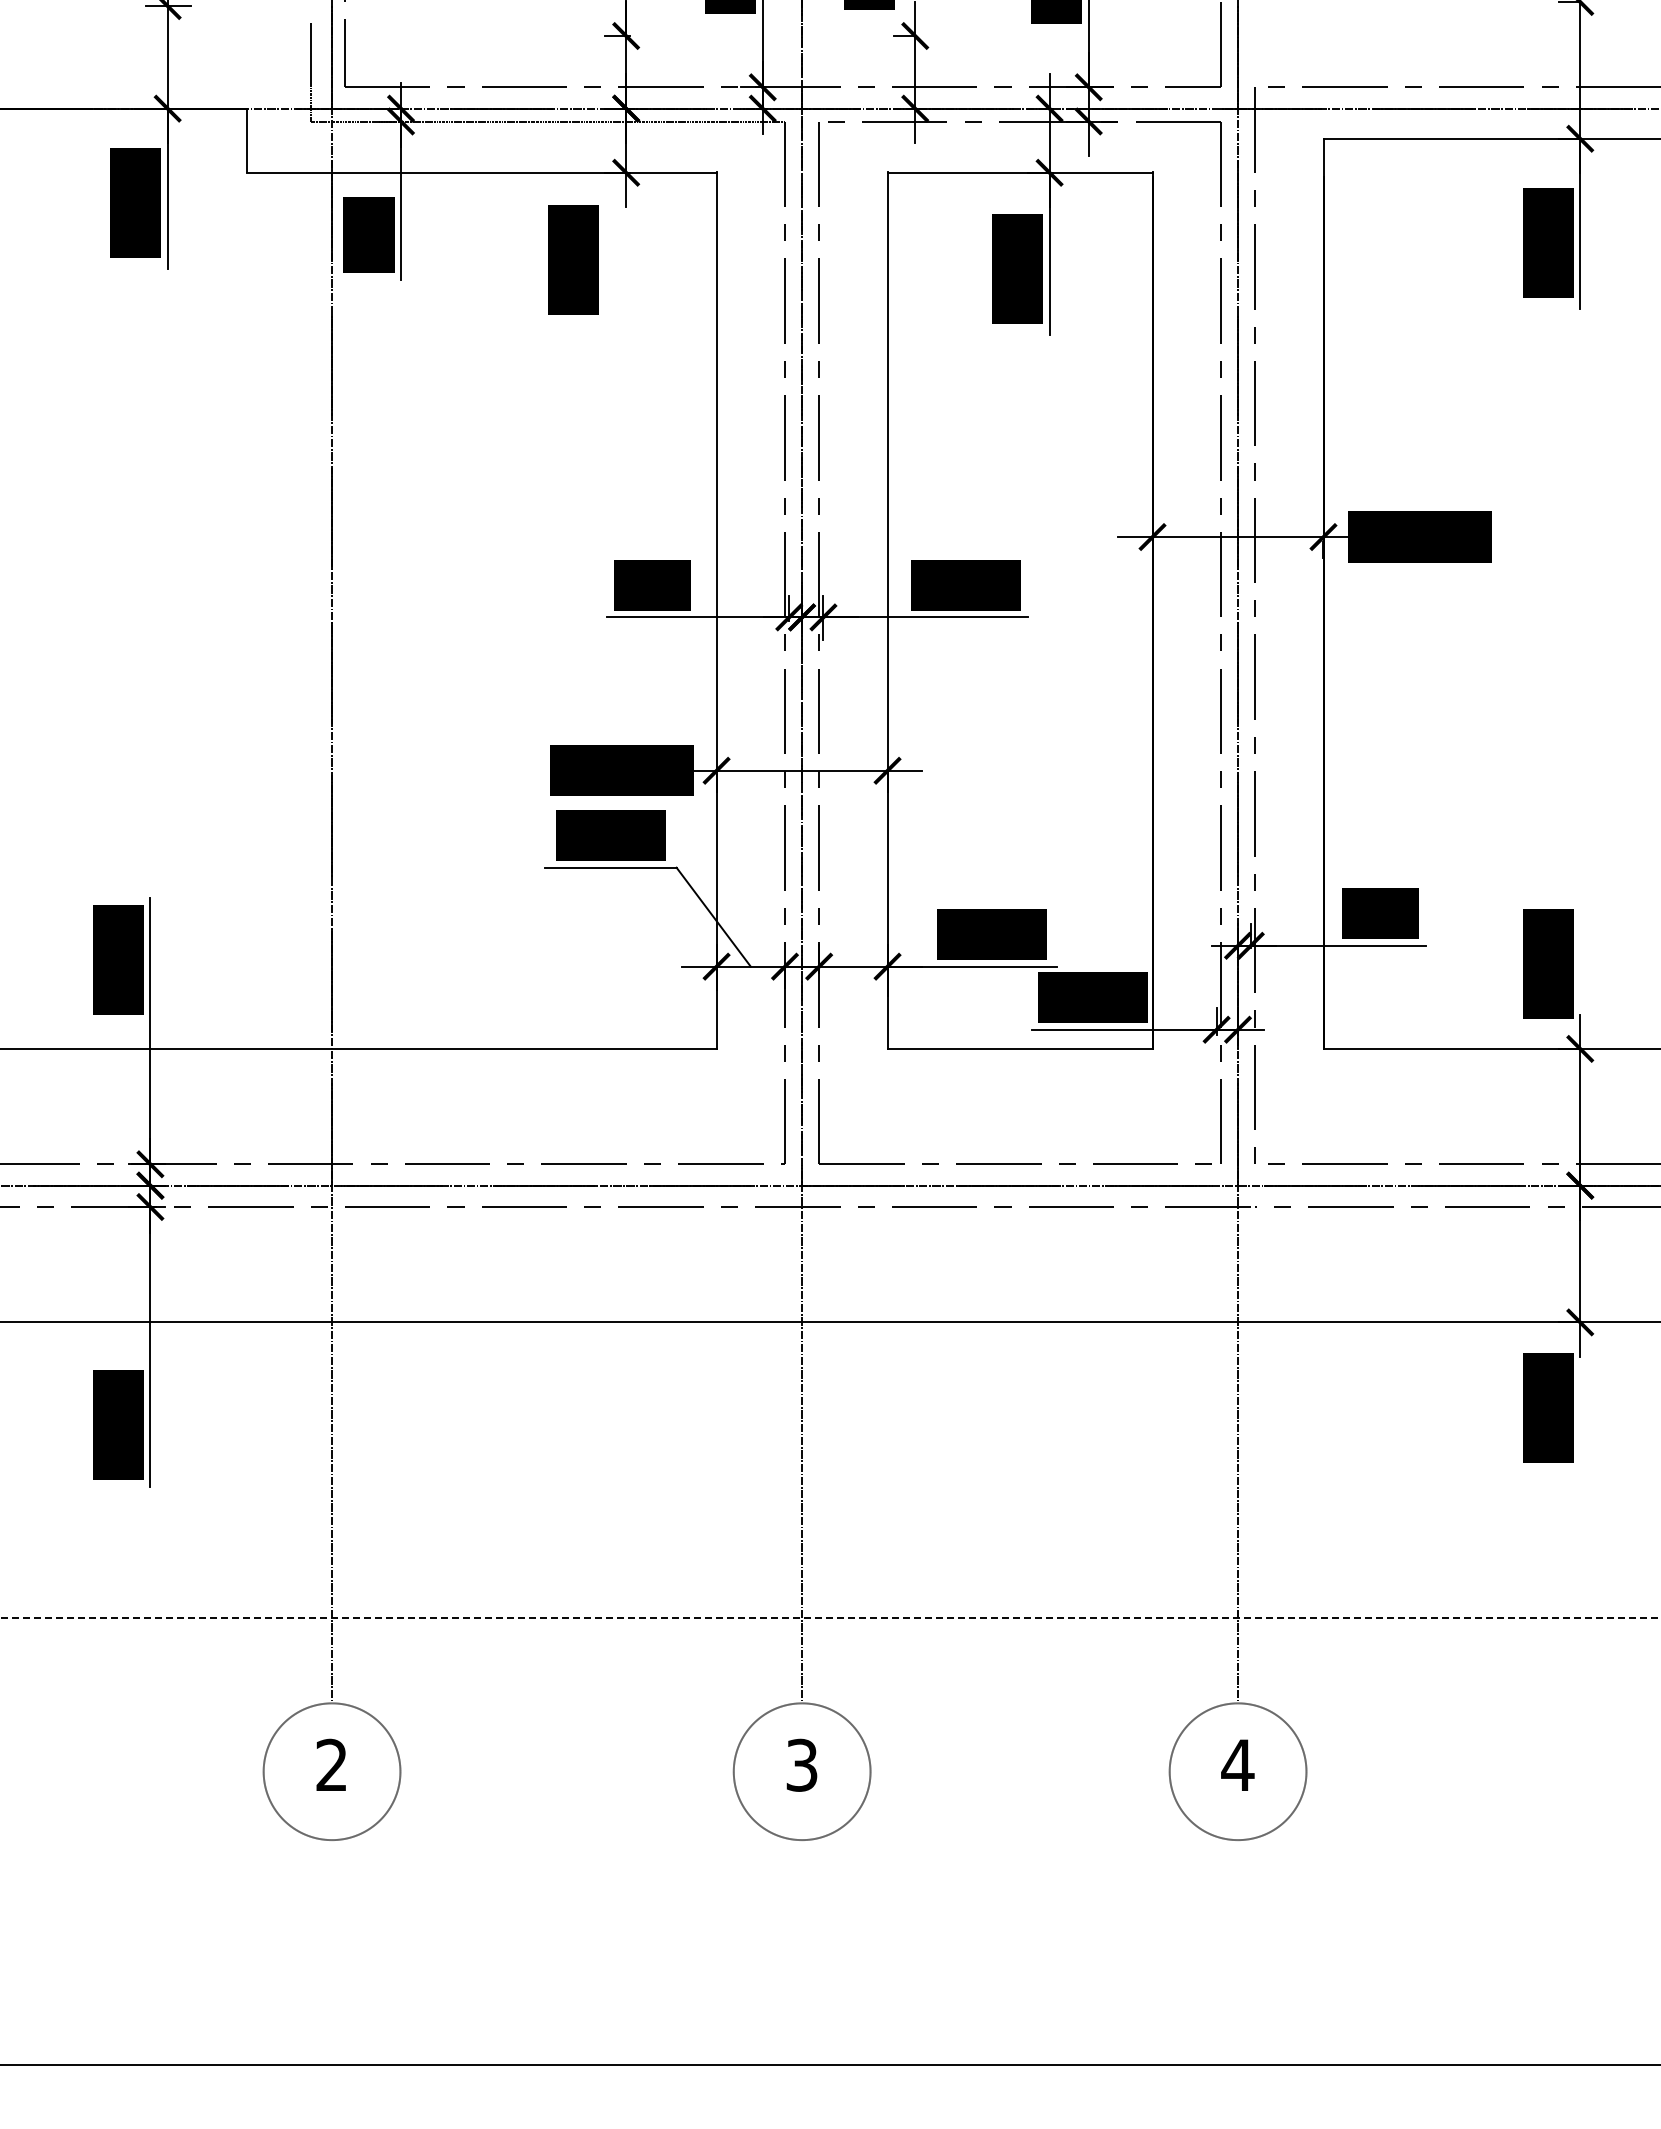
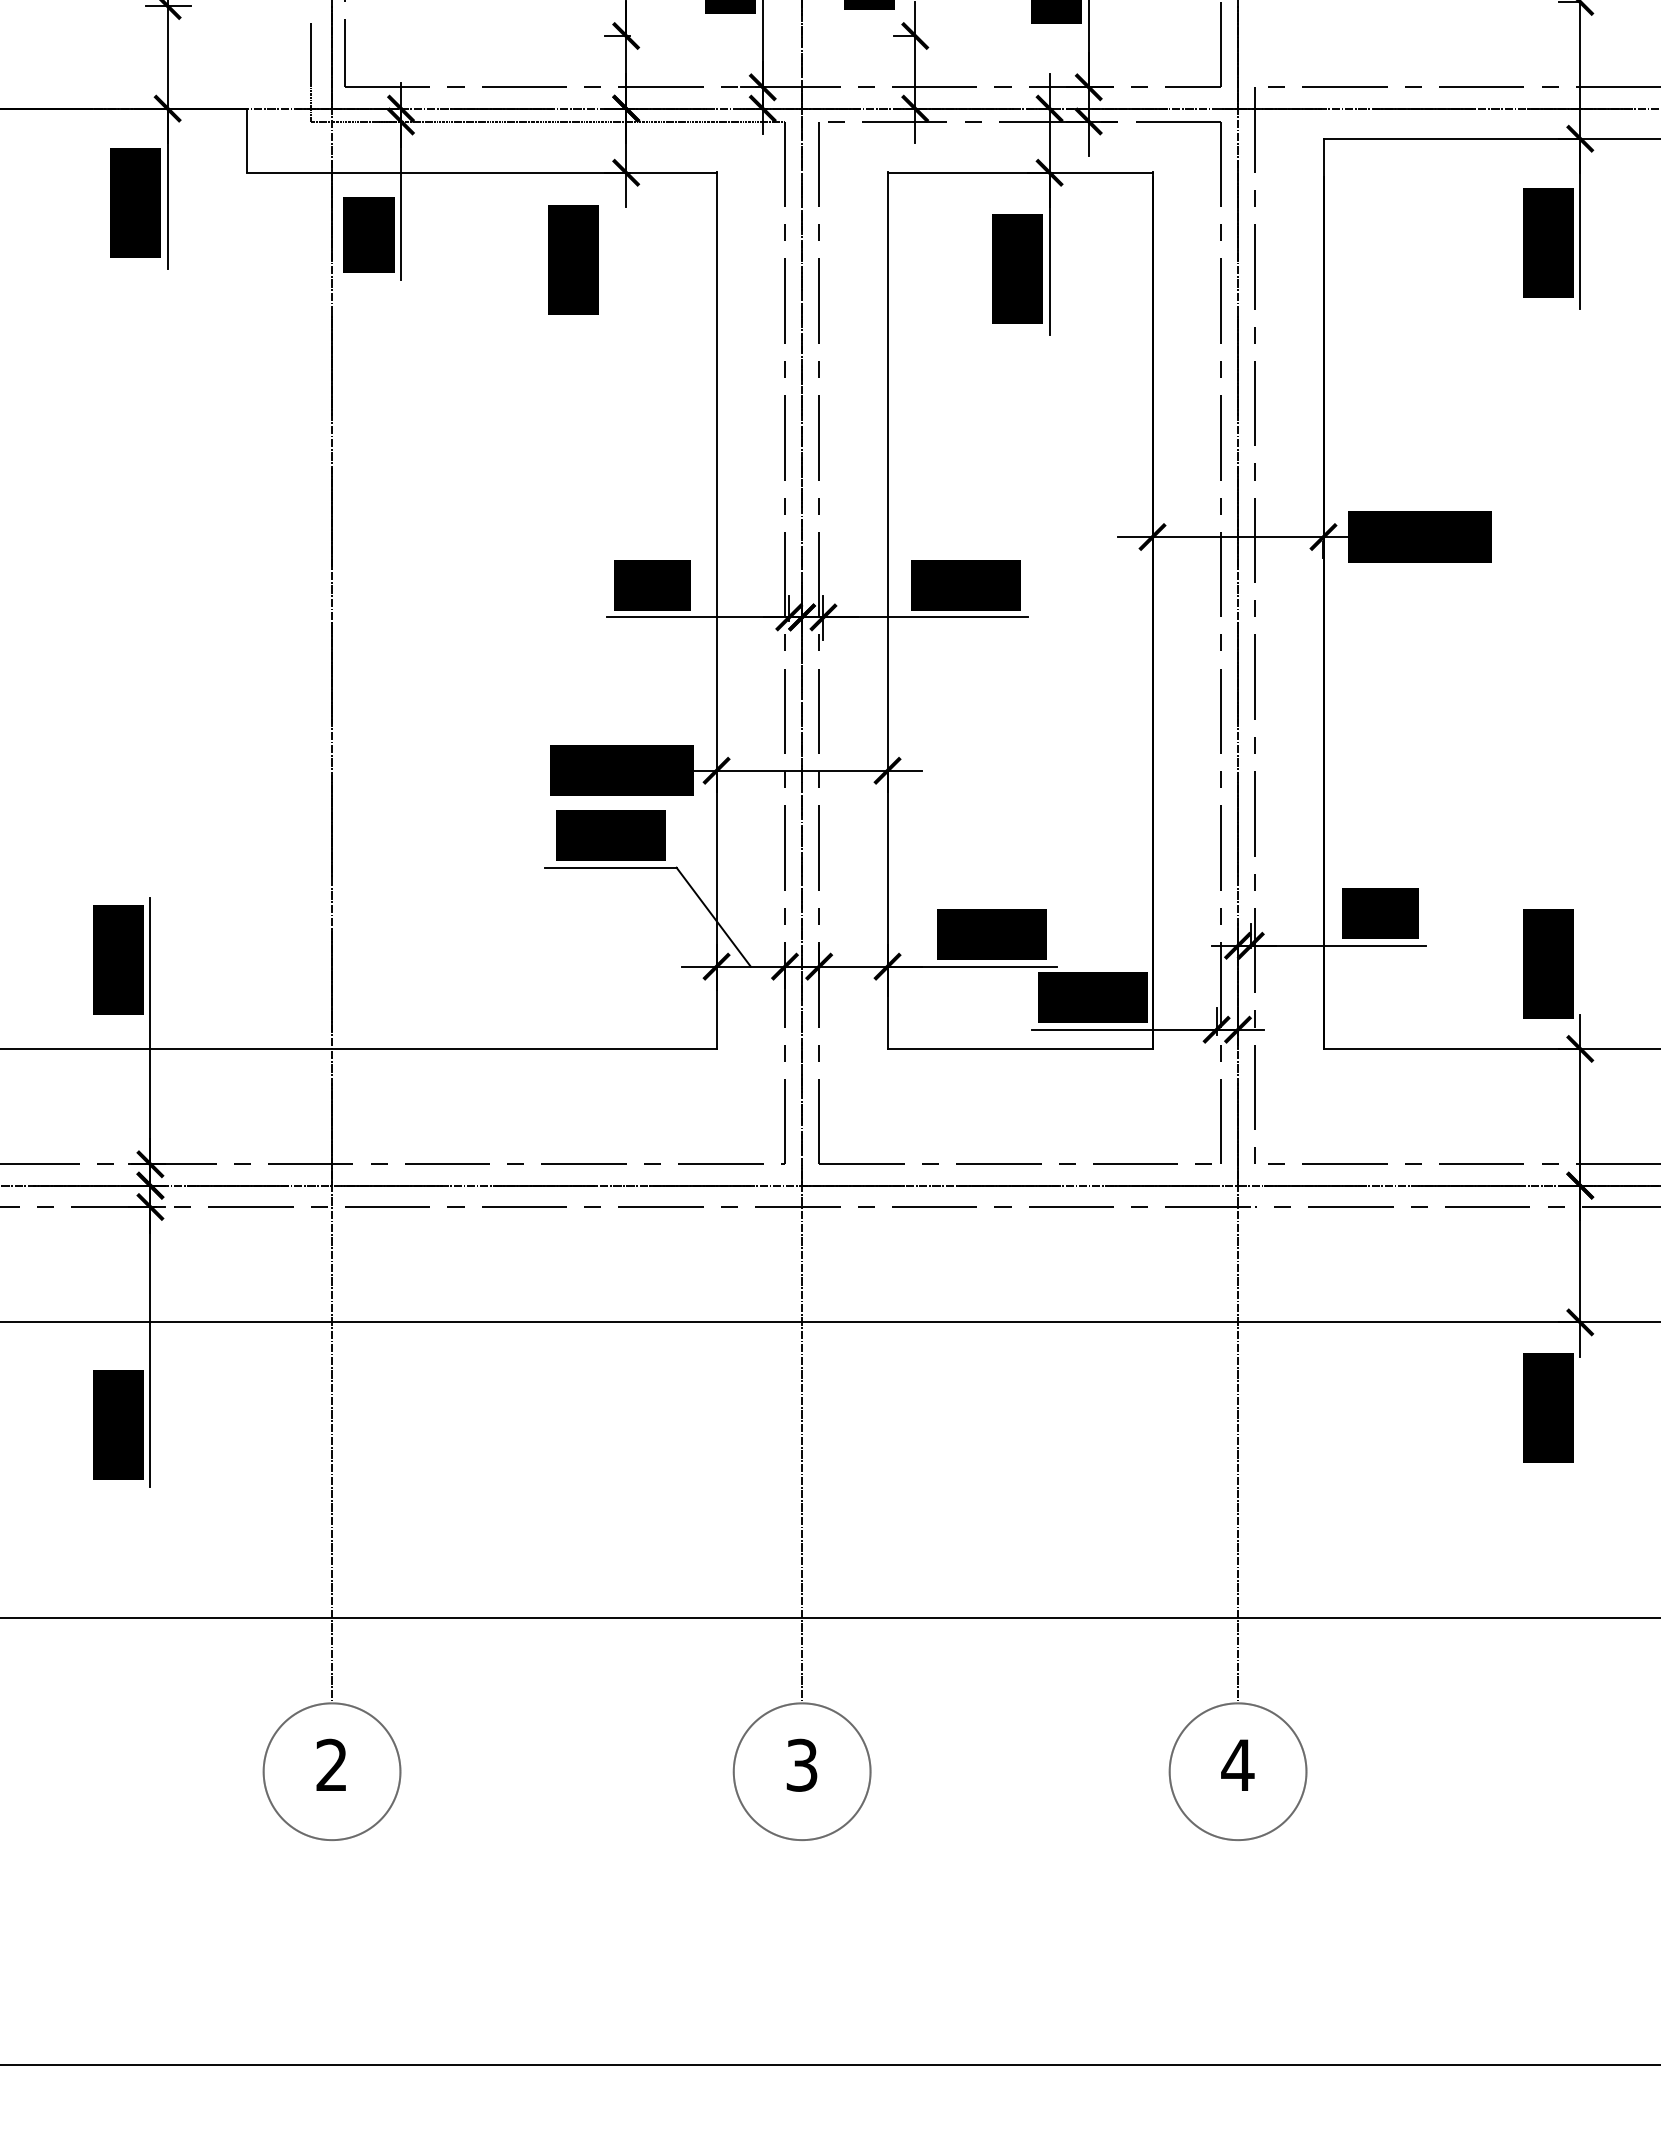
line: dashed -> solid (830, 1617)
